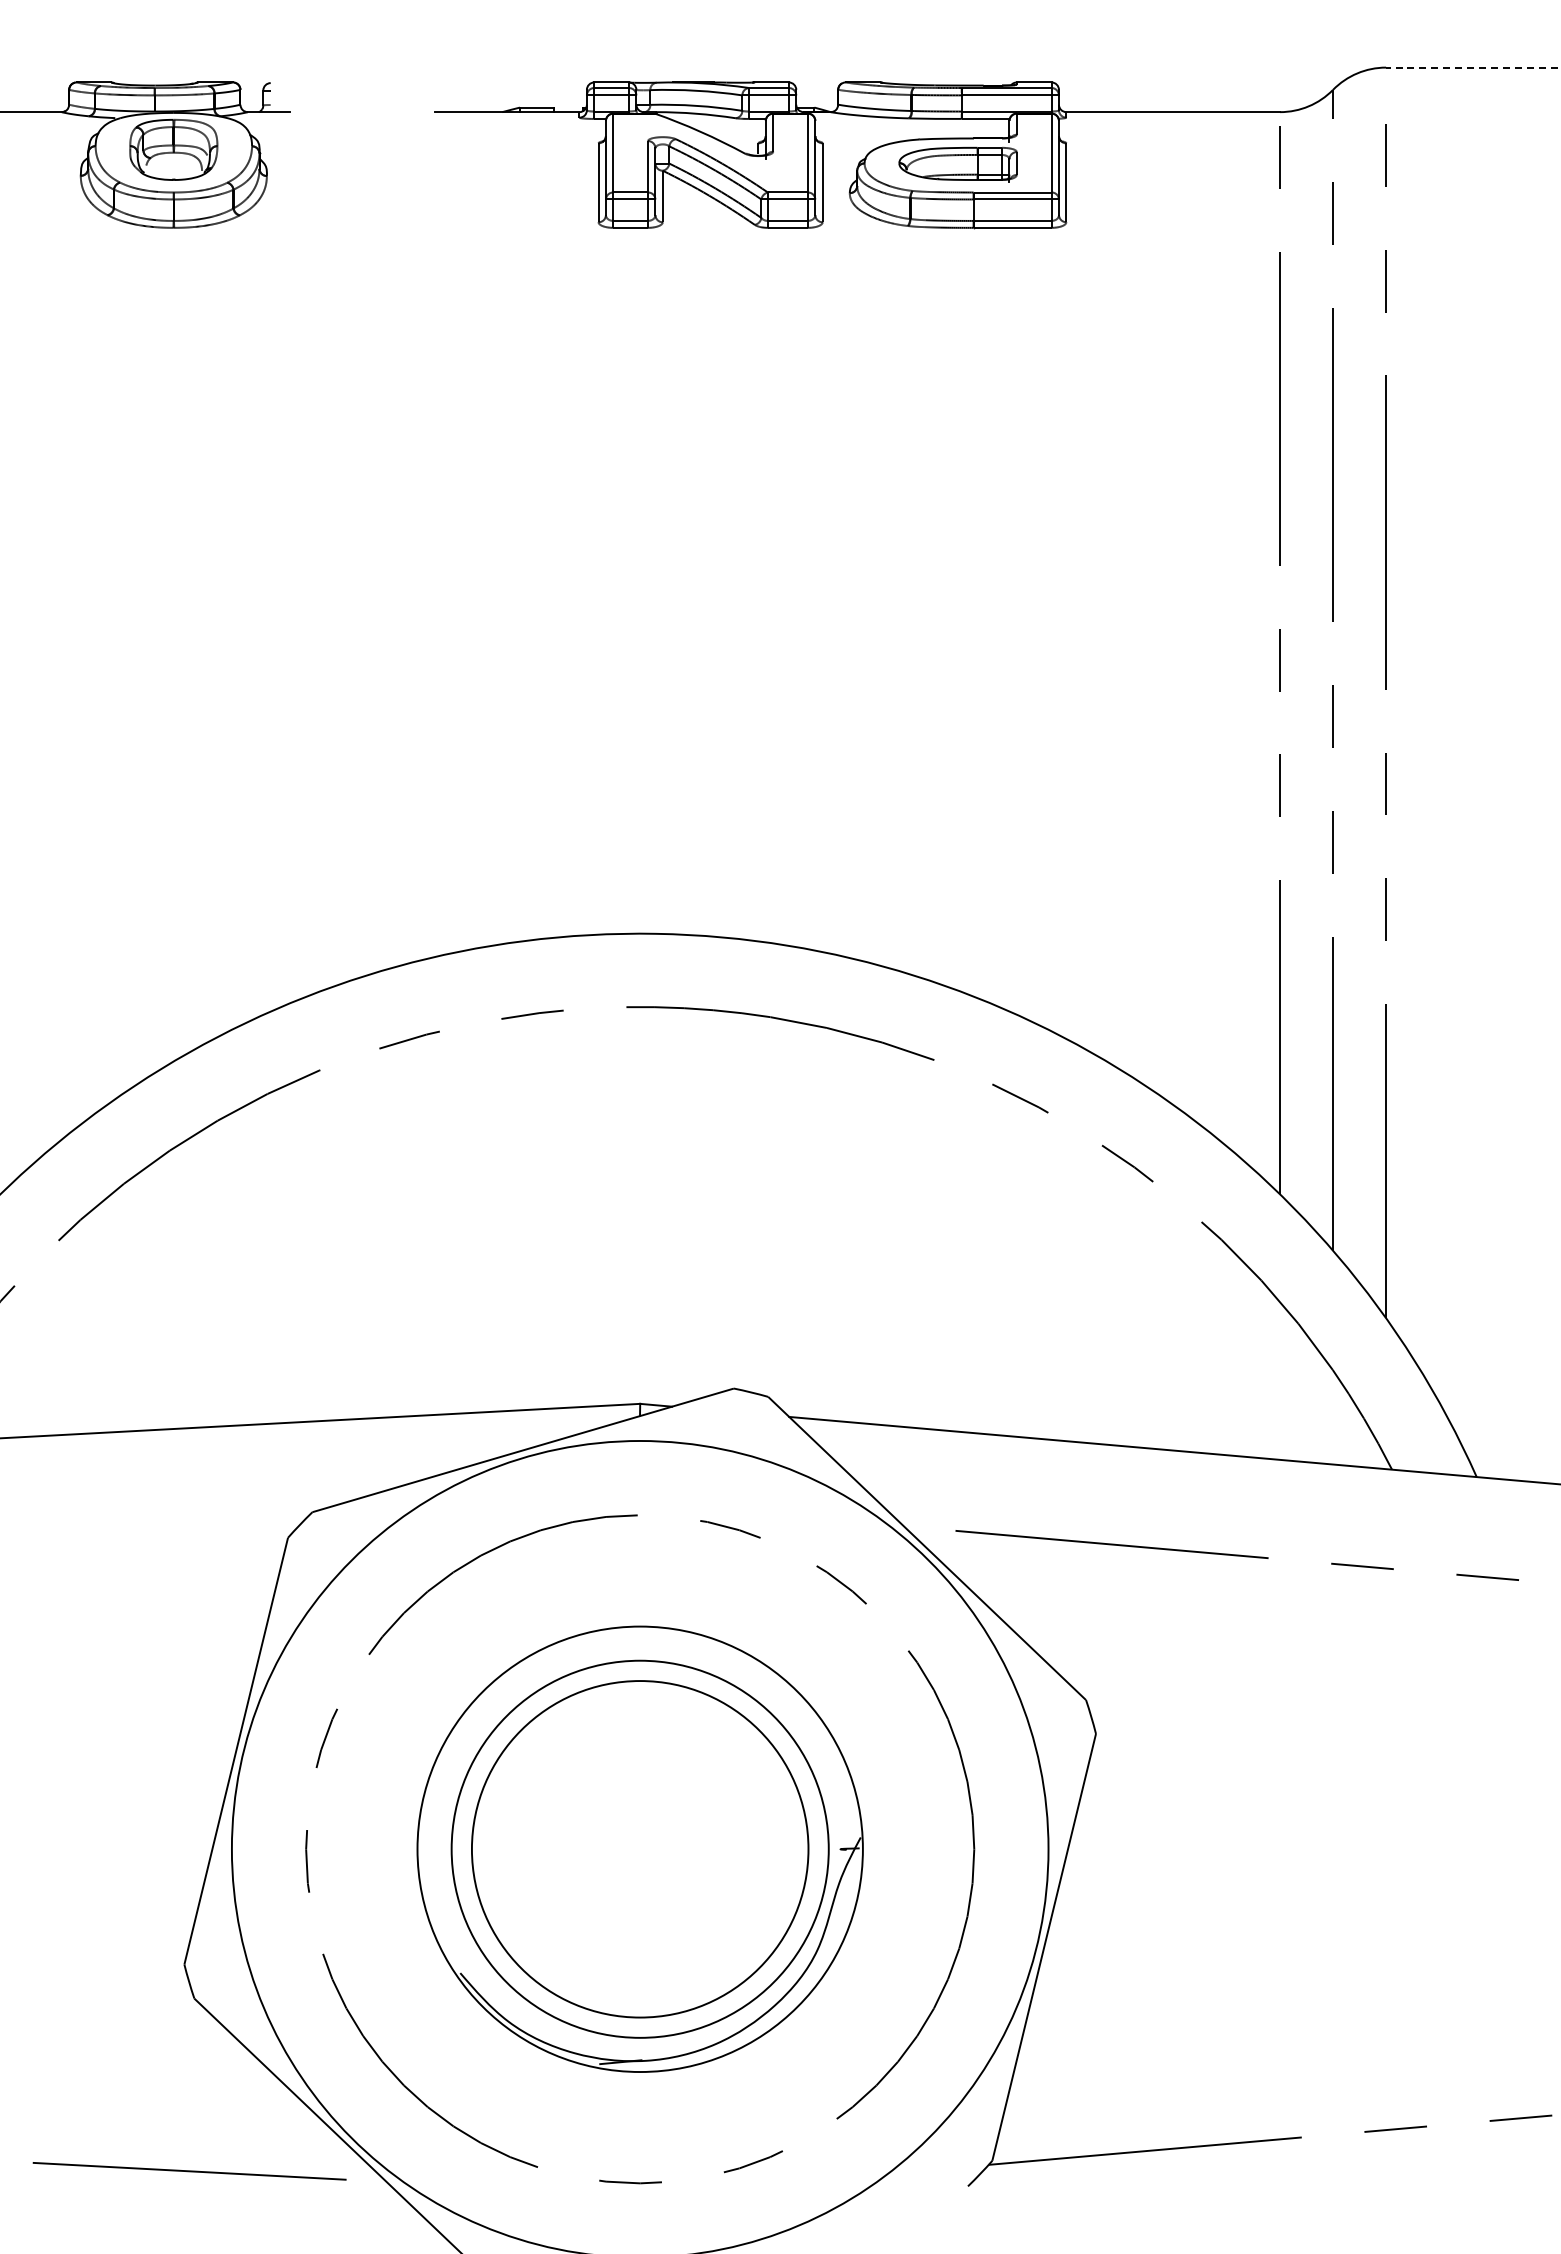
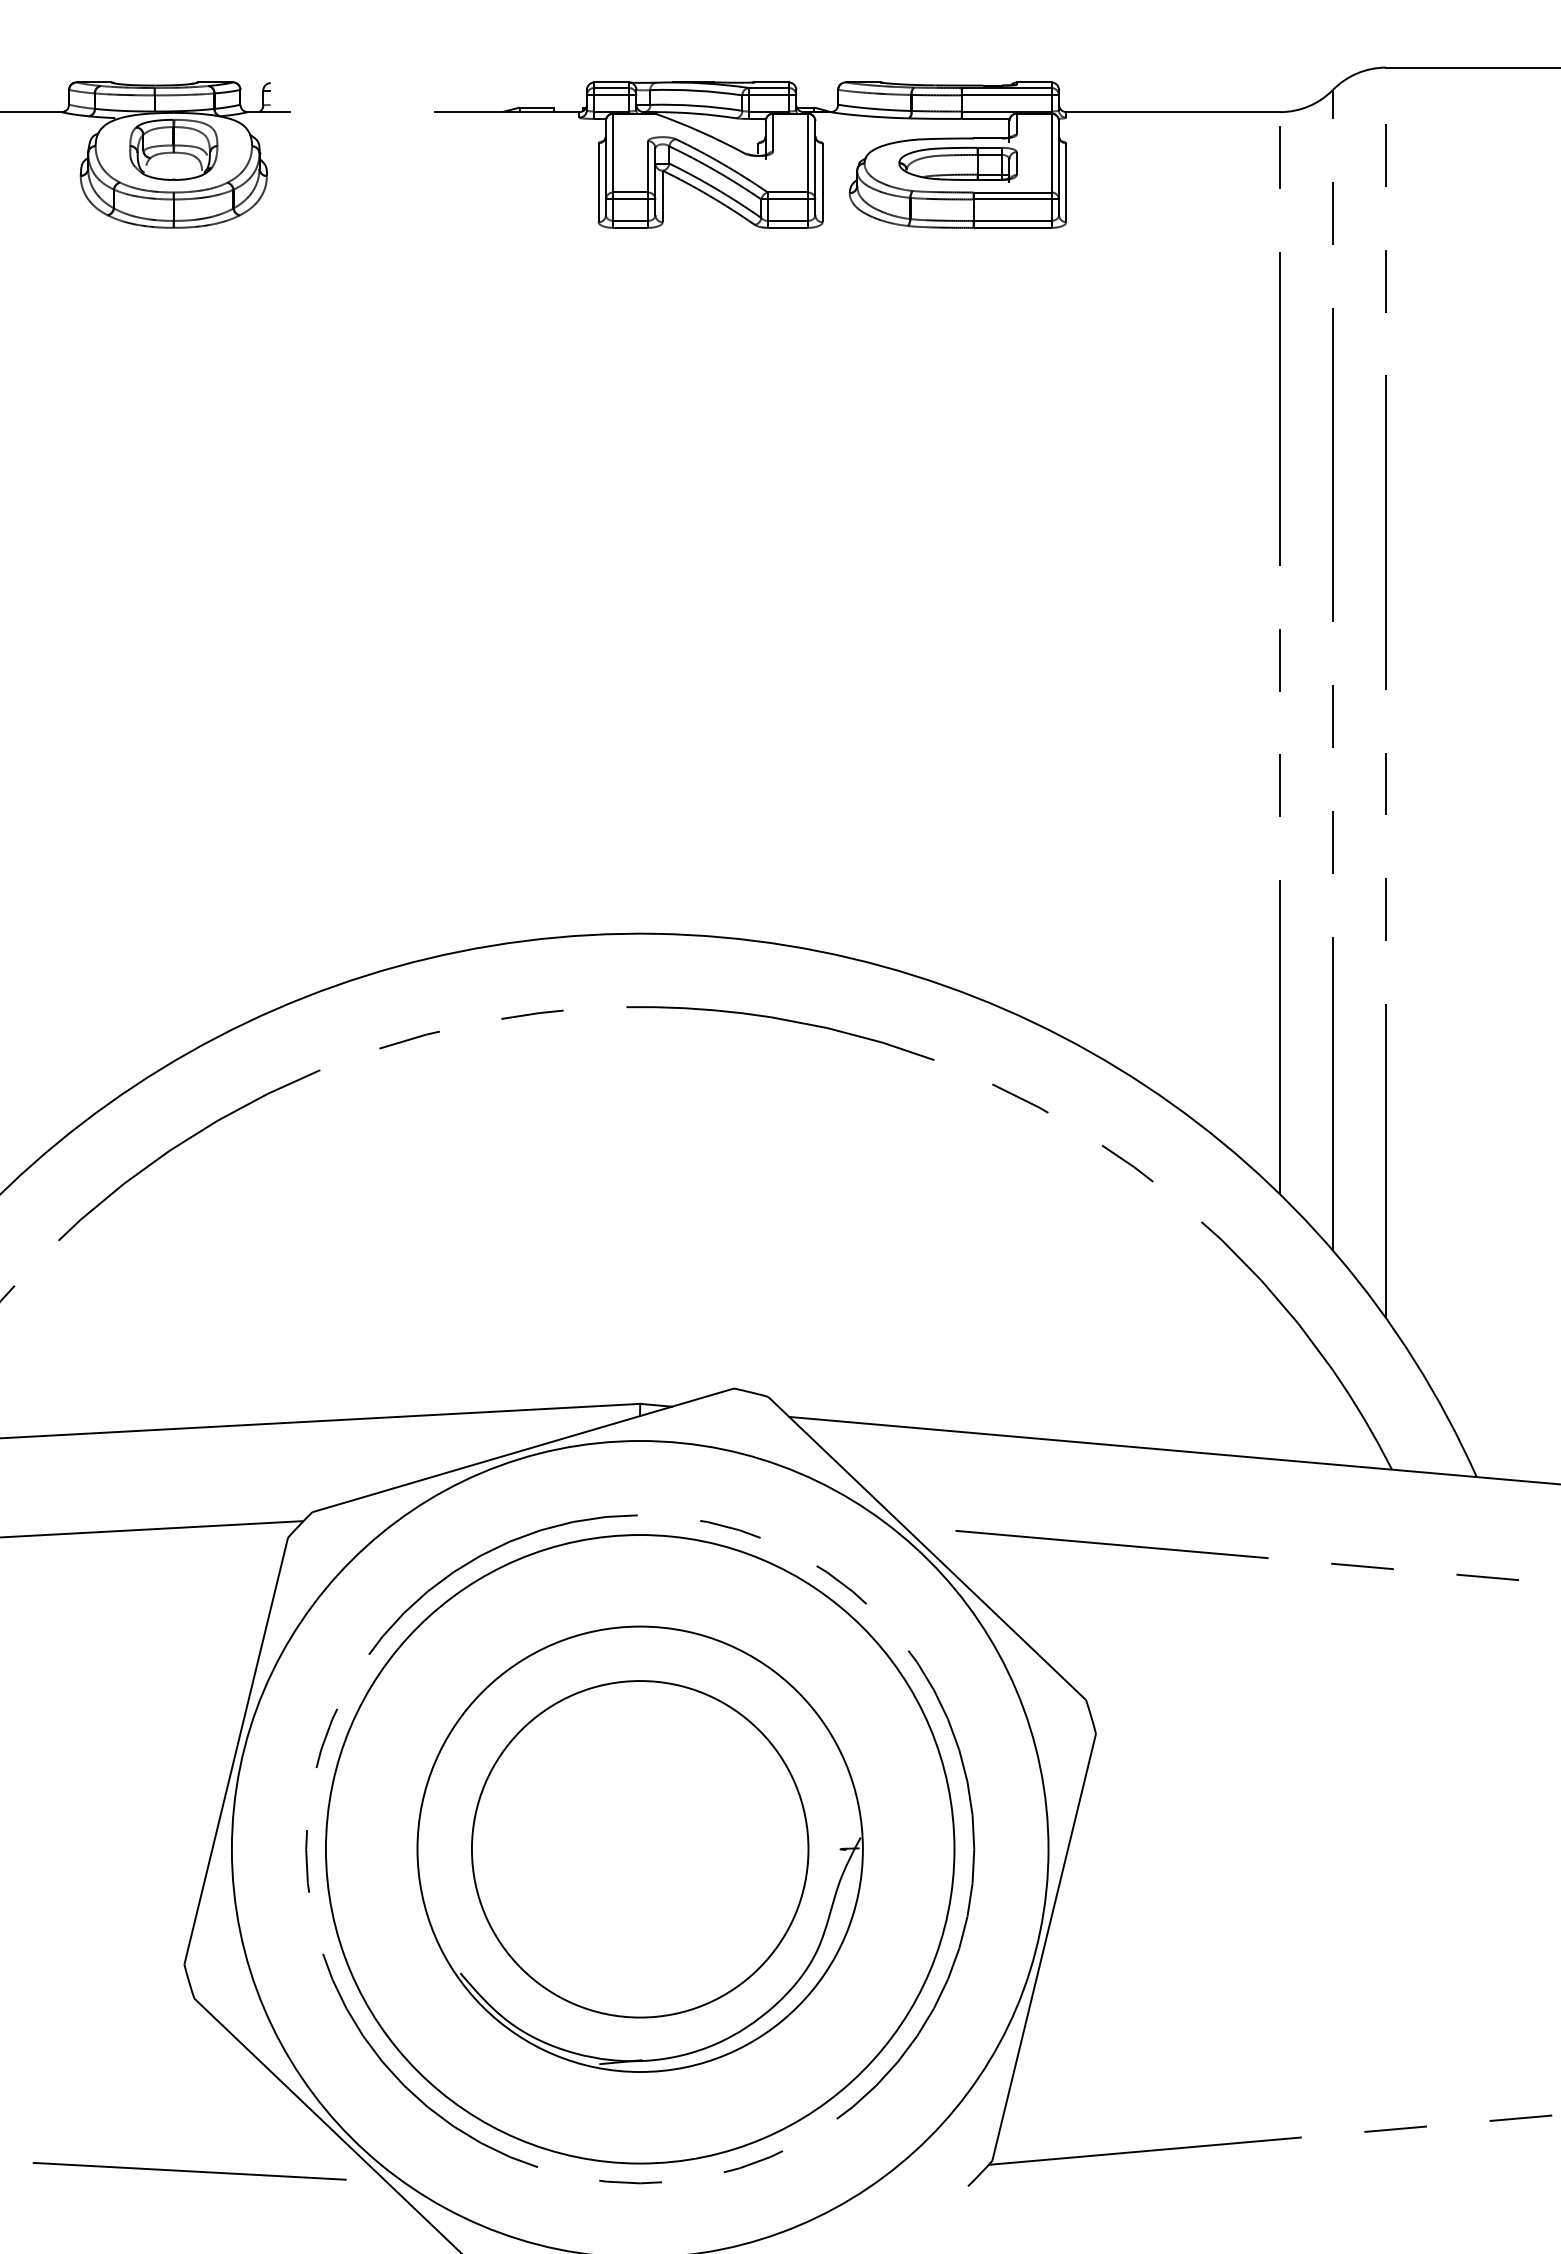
line: dashed -> solid (1472, 67)
line: none -> present (152, 1529)
circle diameter: 377 px -> 629 px (639, 1849)
